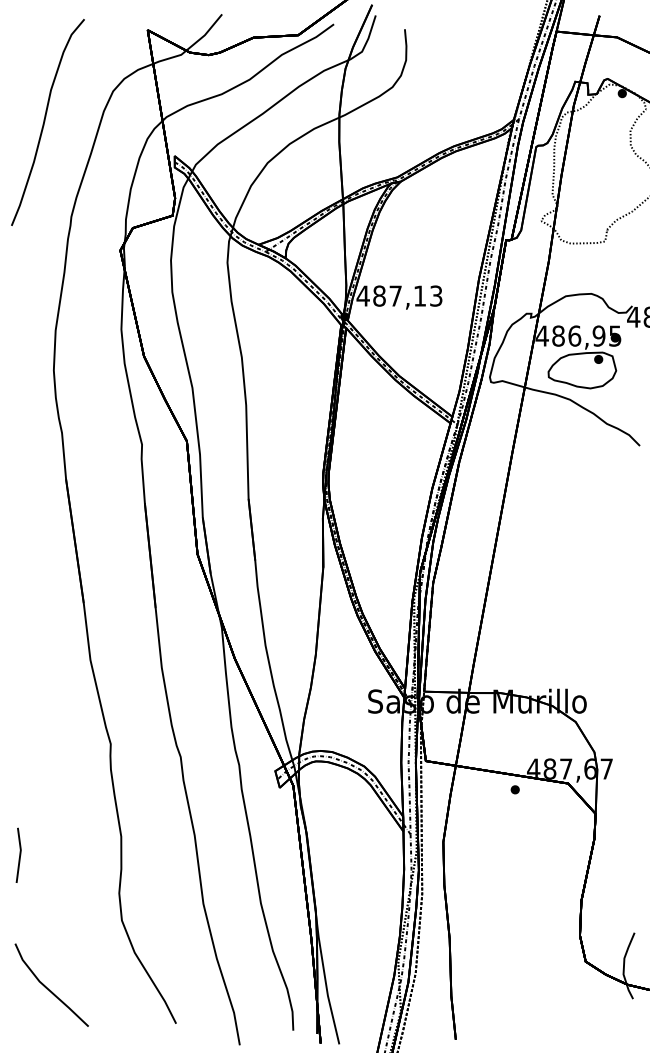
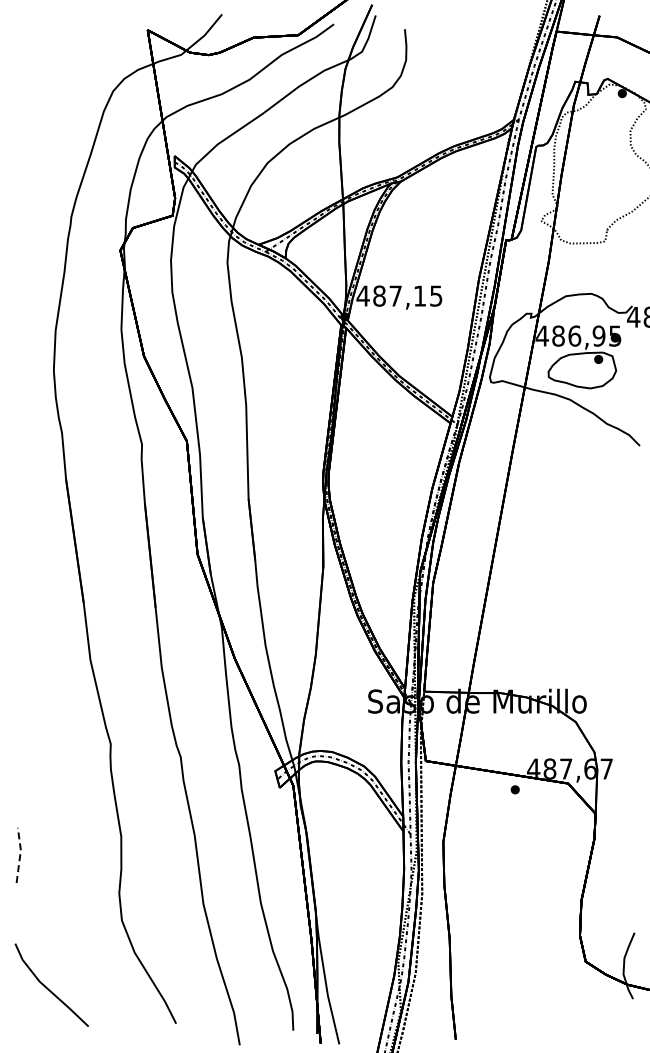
curve: present -> none (45, 121)
text: 487,13 -> 487,15 (436, 295)
line: solid -> dashed (20, 854)
